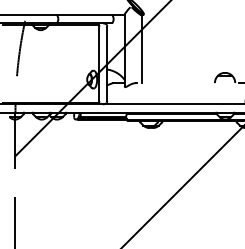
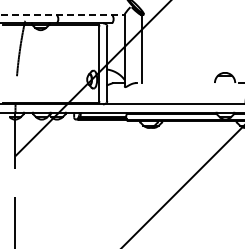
line: solid -> dashed (62, 14)
